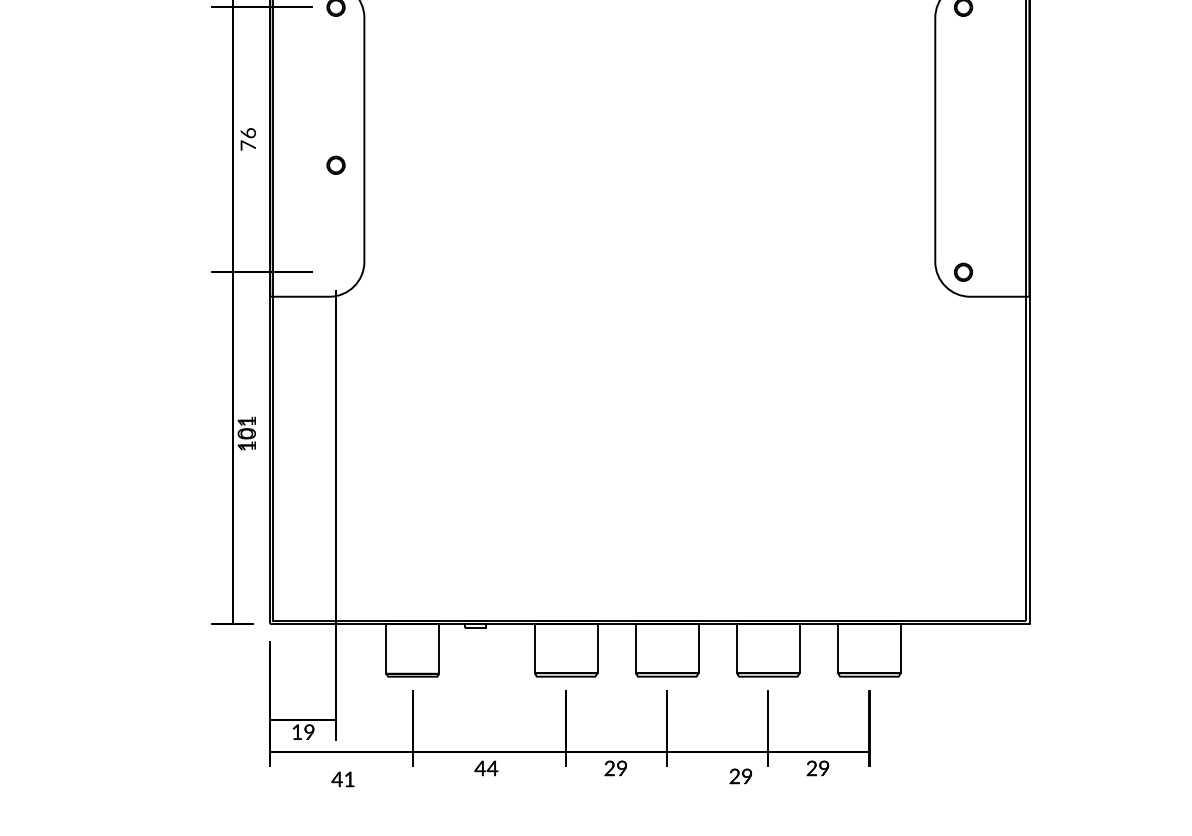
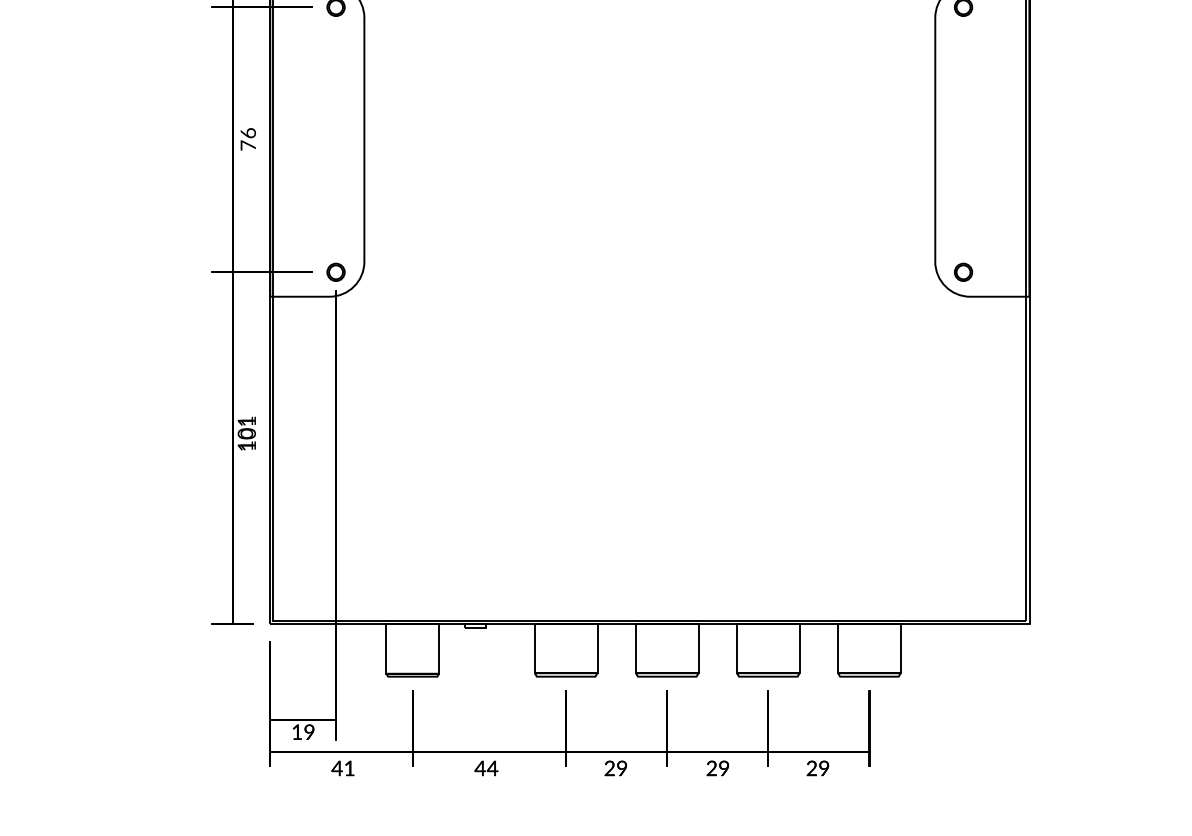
part position: (335, 164) -> (335, 271) (335, 271)
text position: (740, 776) -> (717, 768) (717, 768)
text position: (342, 779) -> (342, 768) (342, 768)
